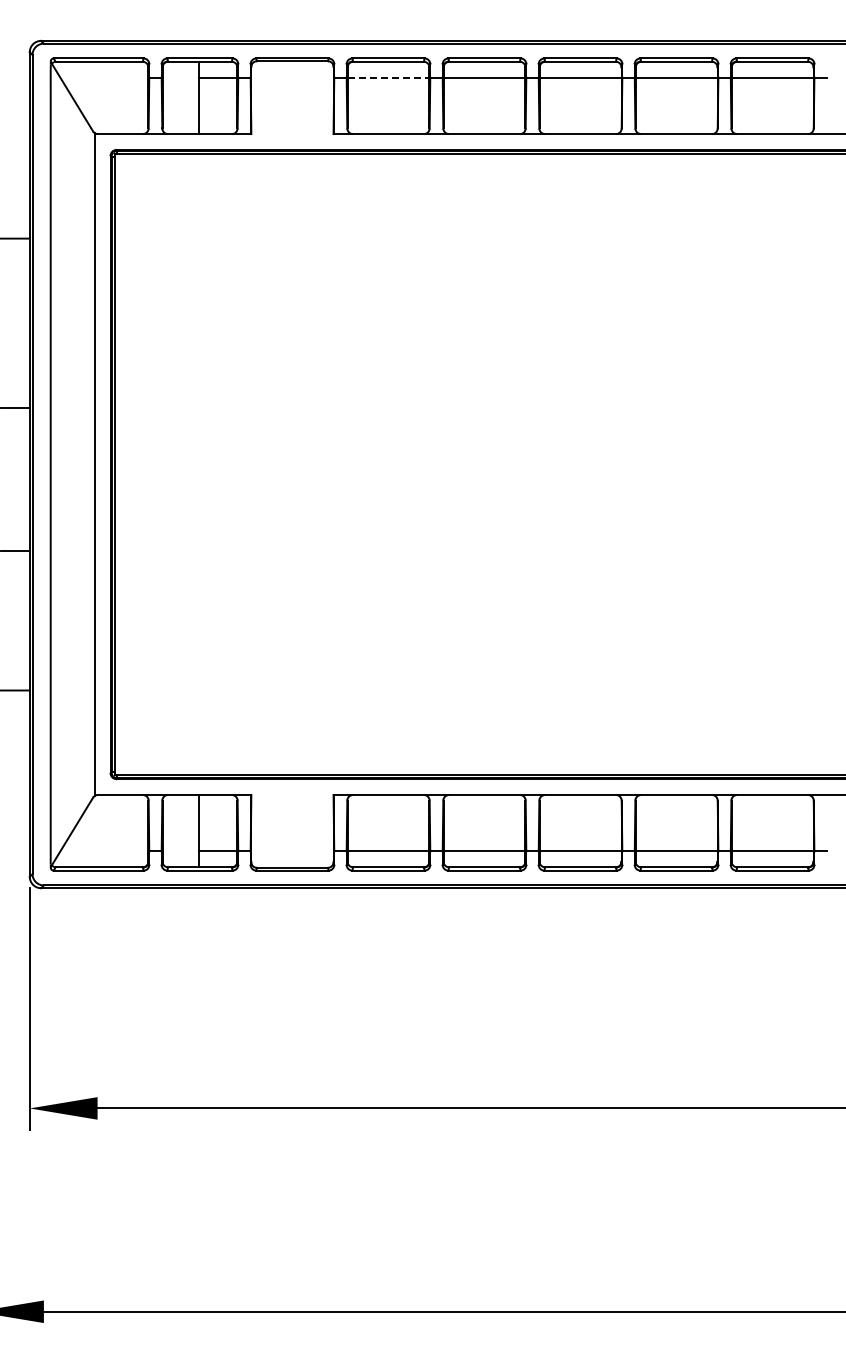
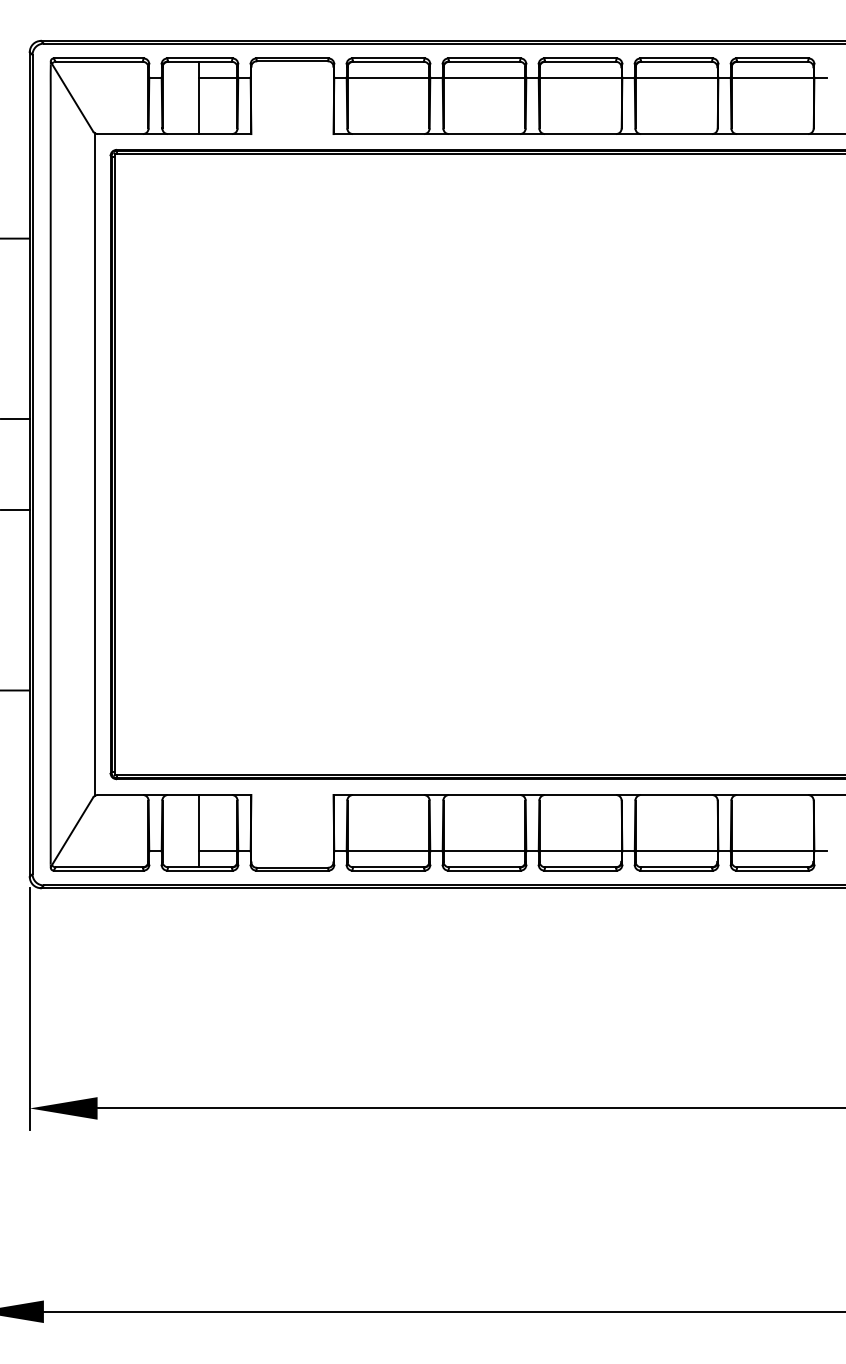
line: dashed -> solid (388, 77)
line position: (15, 408) -> (15, 419) (15, 419)
line position: (15, 550) -> (15, 509) (15, 509)
